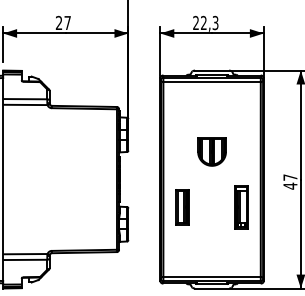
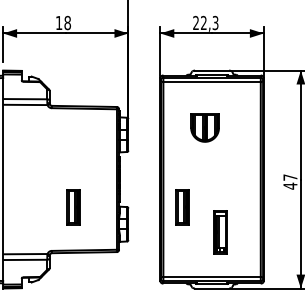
text: 27 -> 18 (62, 22)
part position: (211, 151) -> (204, 127) (204, 127)
part: none -> present (73, 207)
part position: (241, 207) -> (220, 232) (220, 232)
